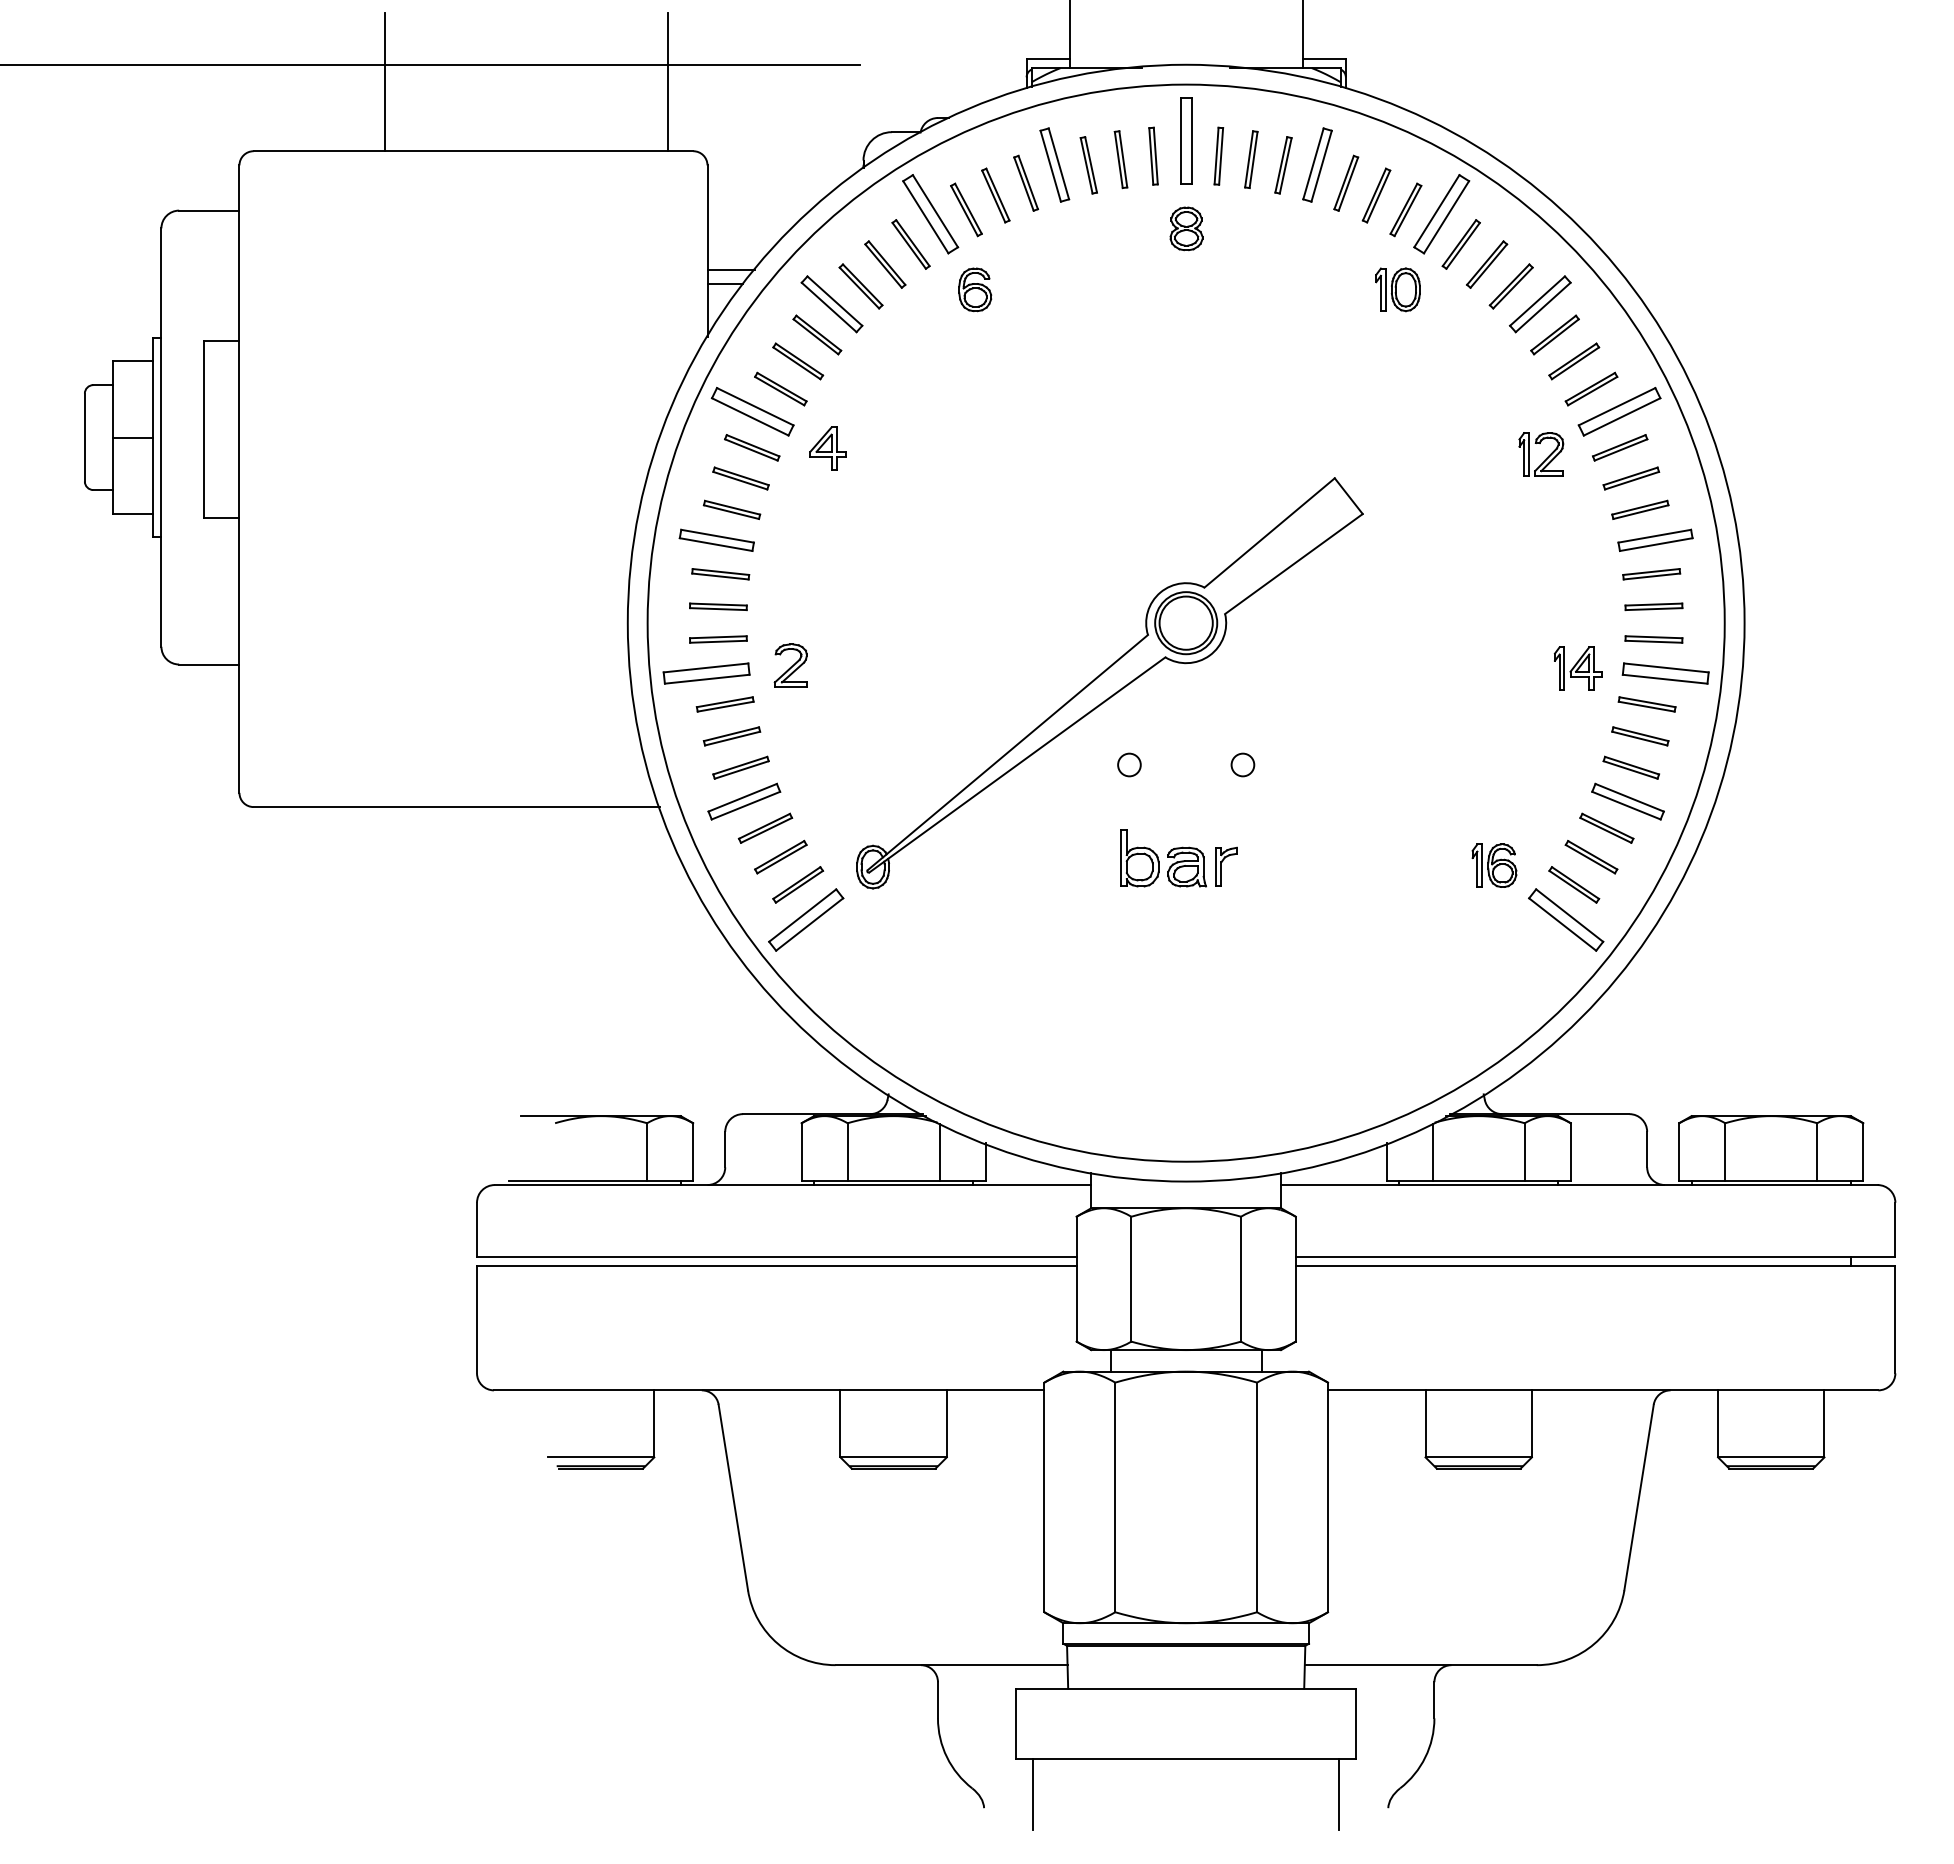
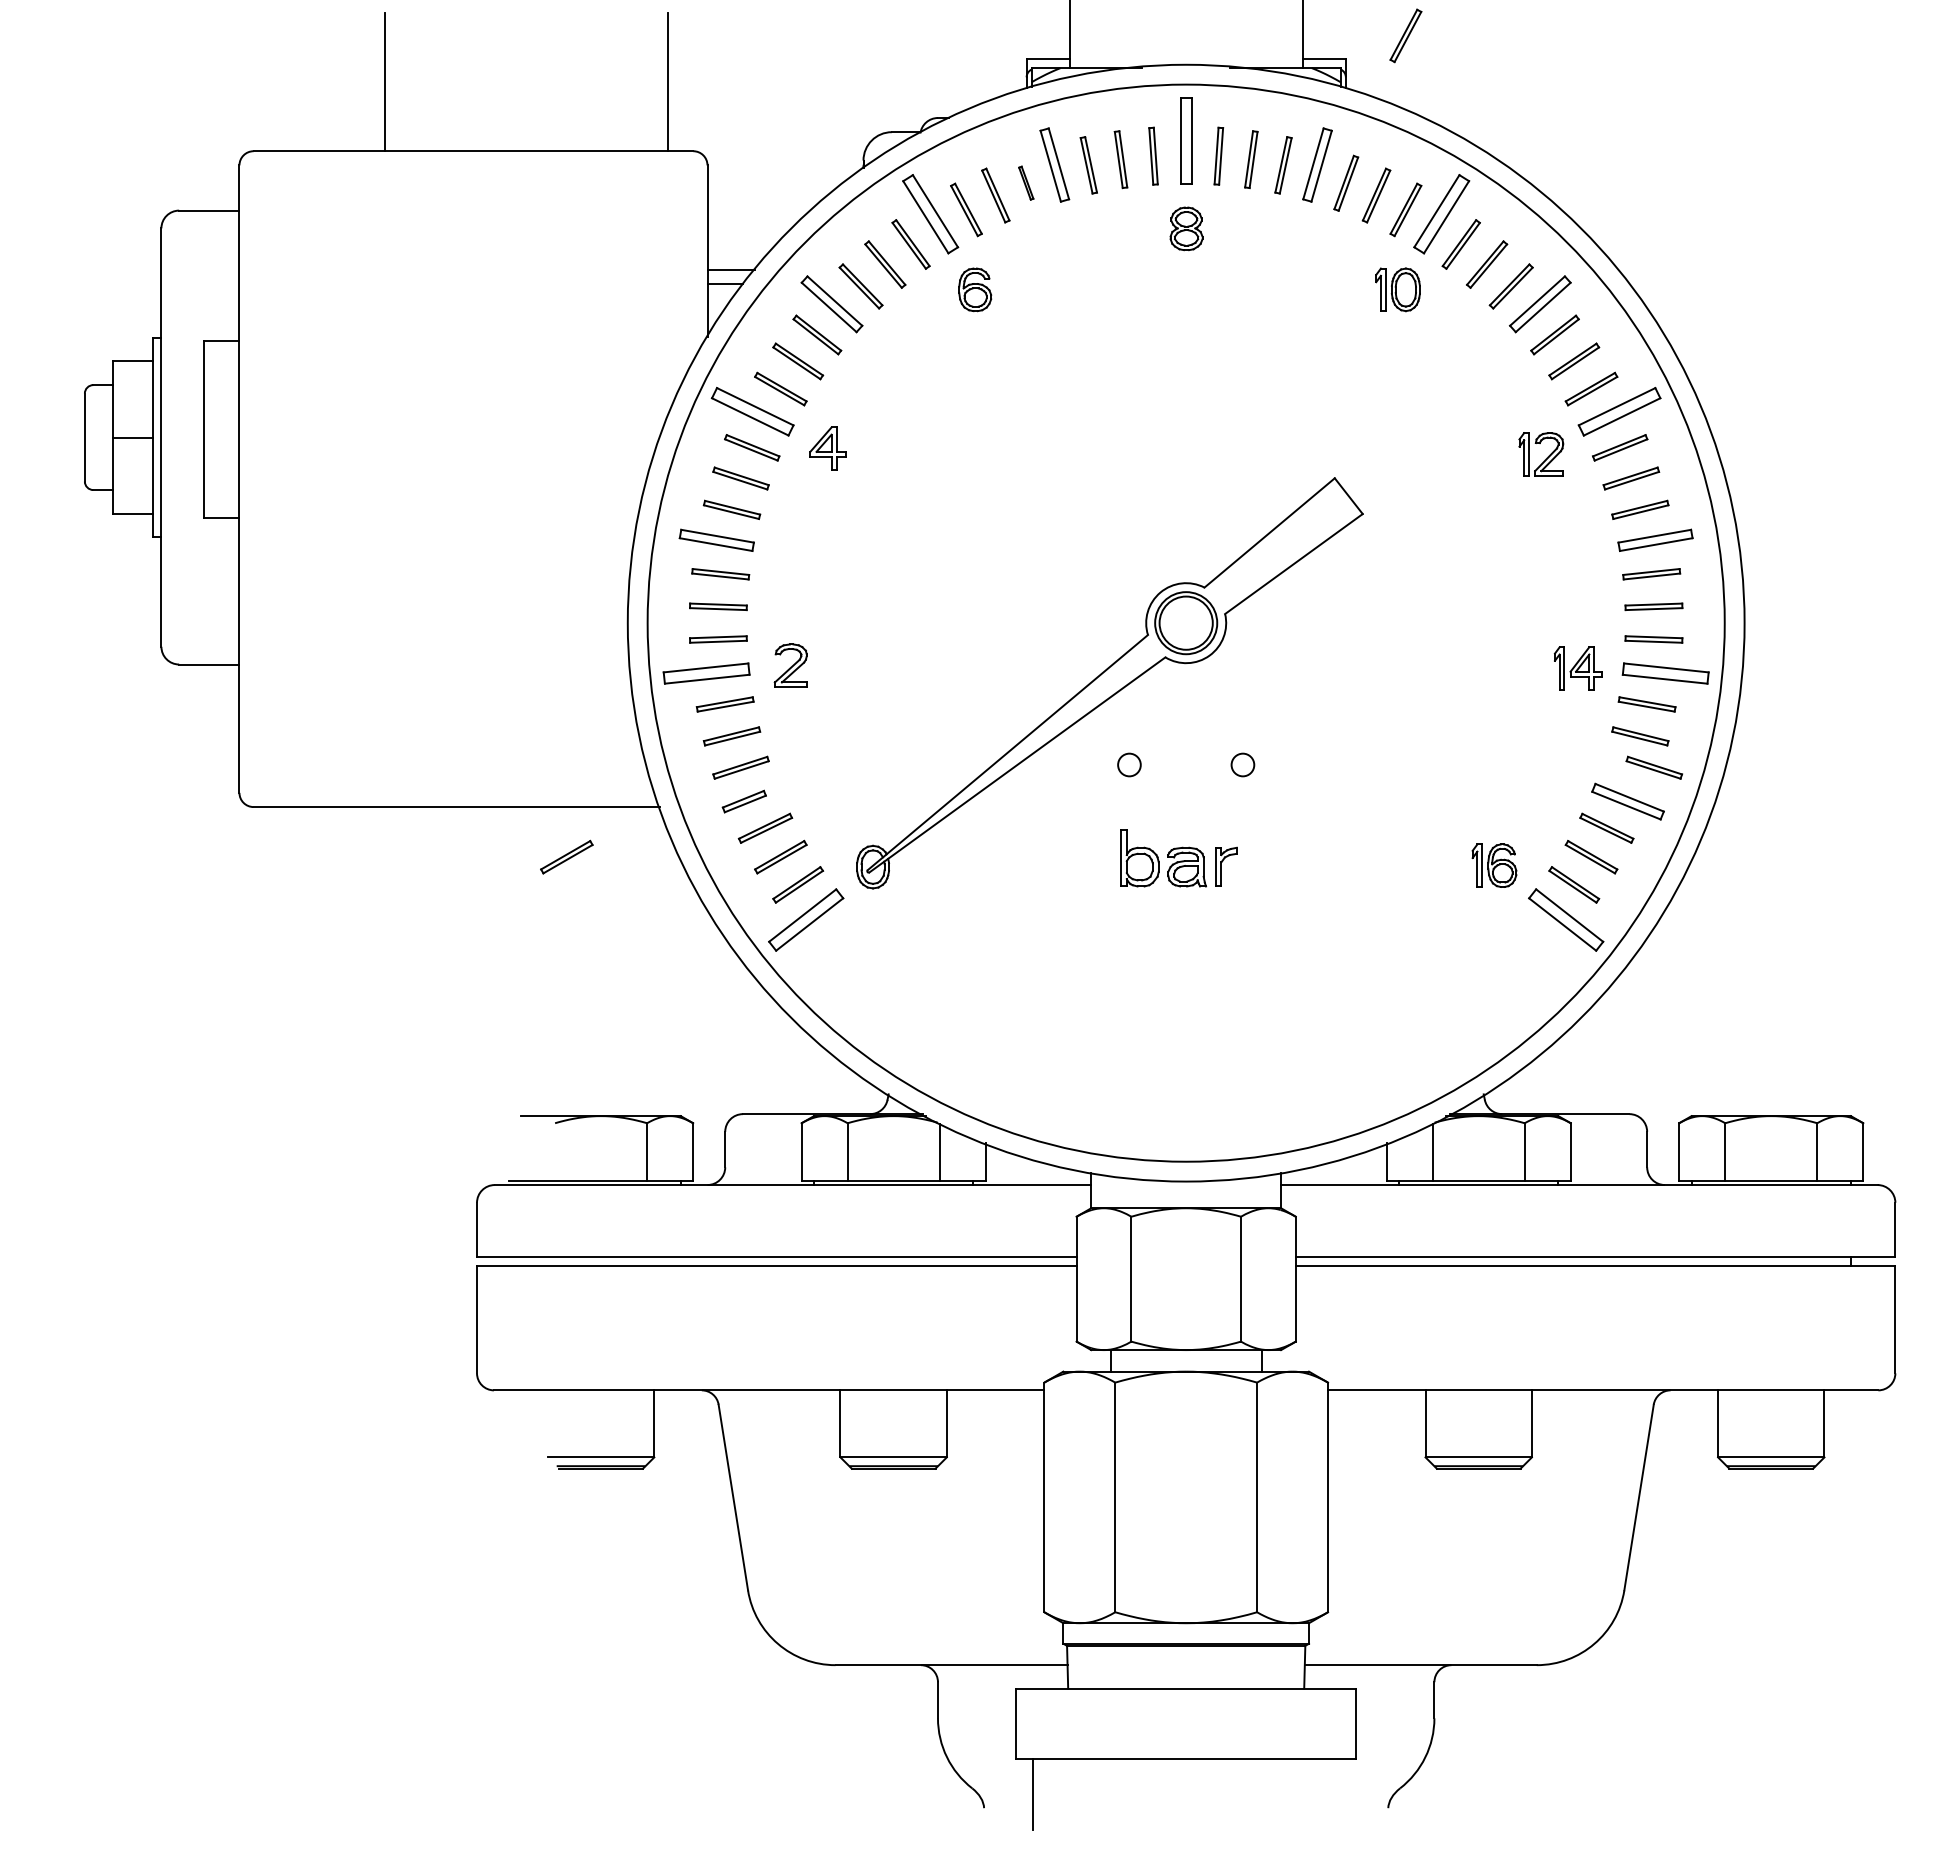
part: none -> present (1405, 35)
line: present -> none (430, 64)
part size: 27x58 px -> 17x36 px (1026, 182)
part position: (1630, 767) -> (1653, 767) (1653, 767)
part size: 75x39 px -> 46x25 px (743, 801)
part: none -> present (566, 856)
line: present -> none (1339, 1794)
